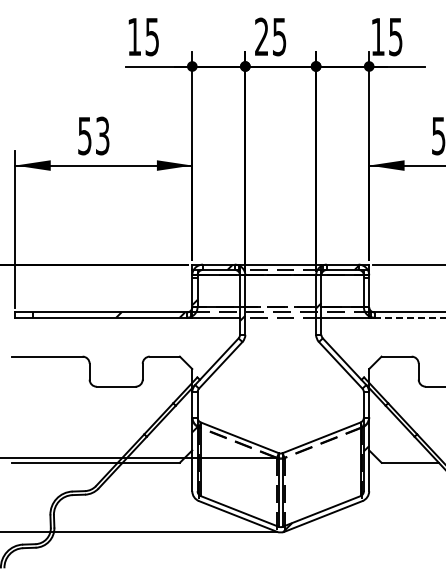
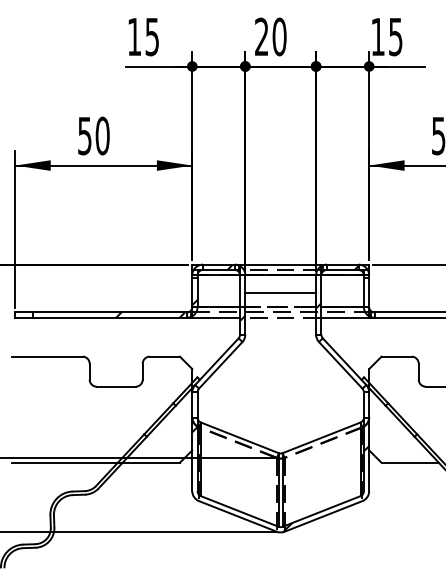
text: 25 -> 20 (279, 36)
text: 53 -> 50 (102, 135)
line: none -> present (280, 292)
line: dashed -> solid (409, 317)
